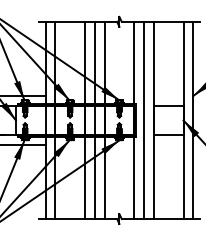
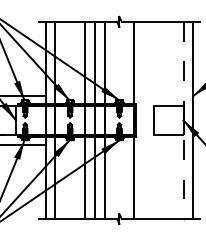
line: present -> none (144, 120)
line: present -> none (153, 120)
line: solid -> dashed (183, 120)
